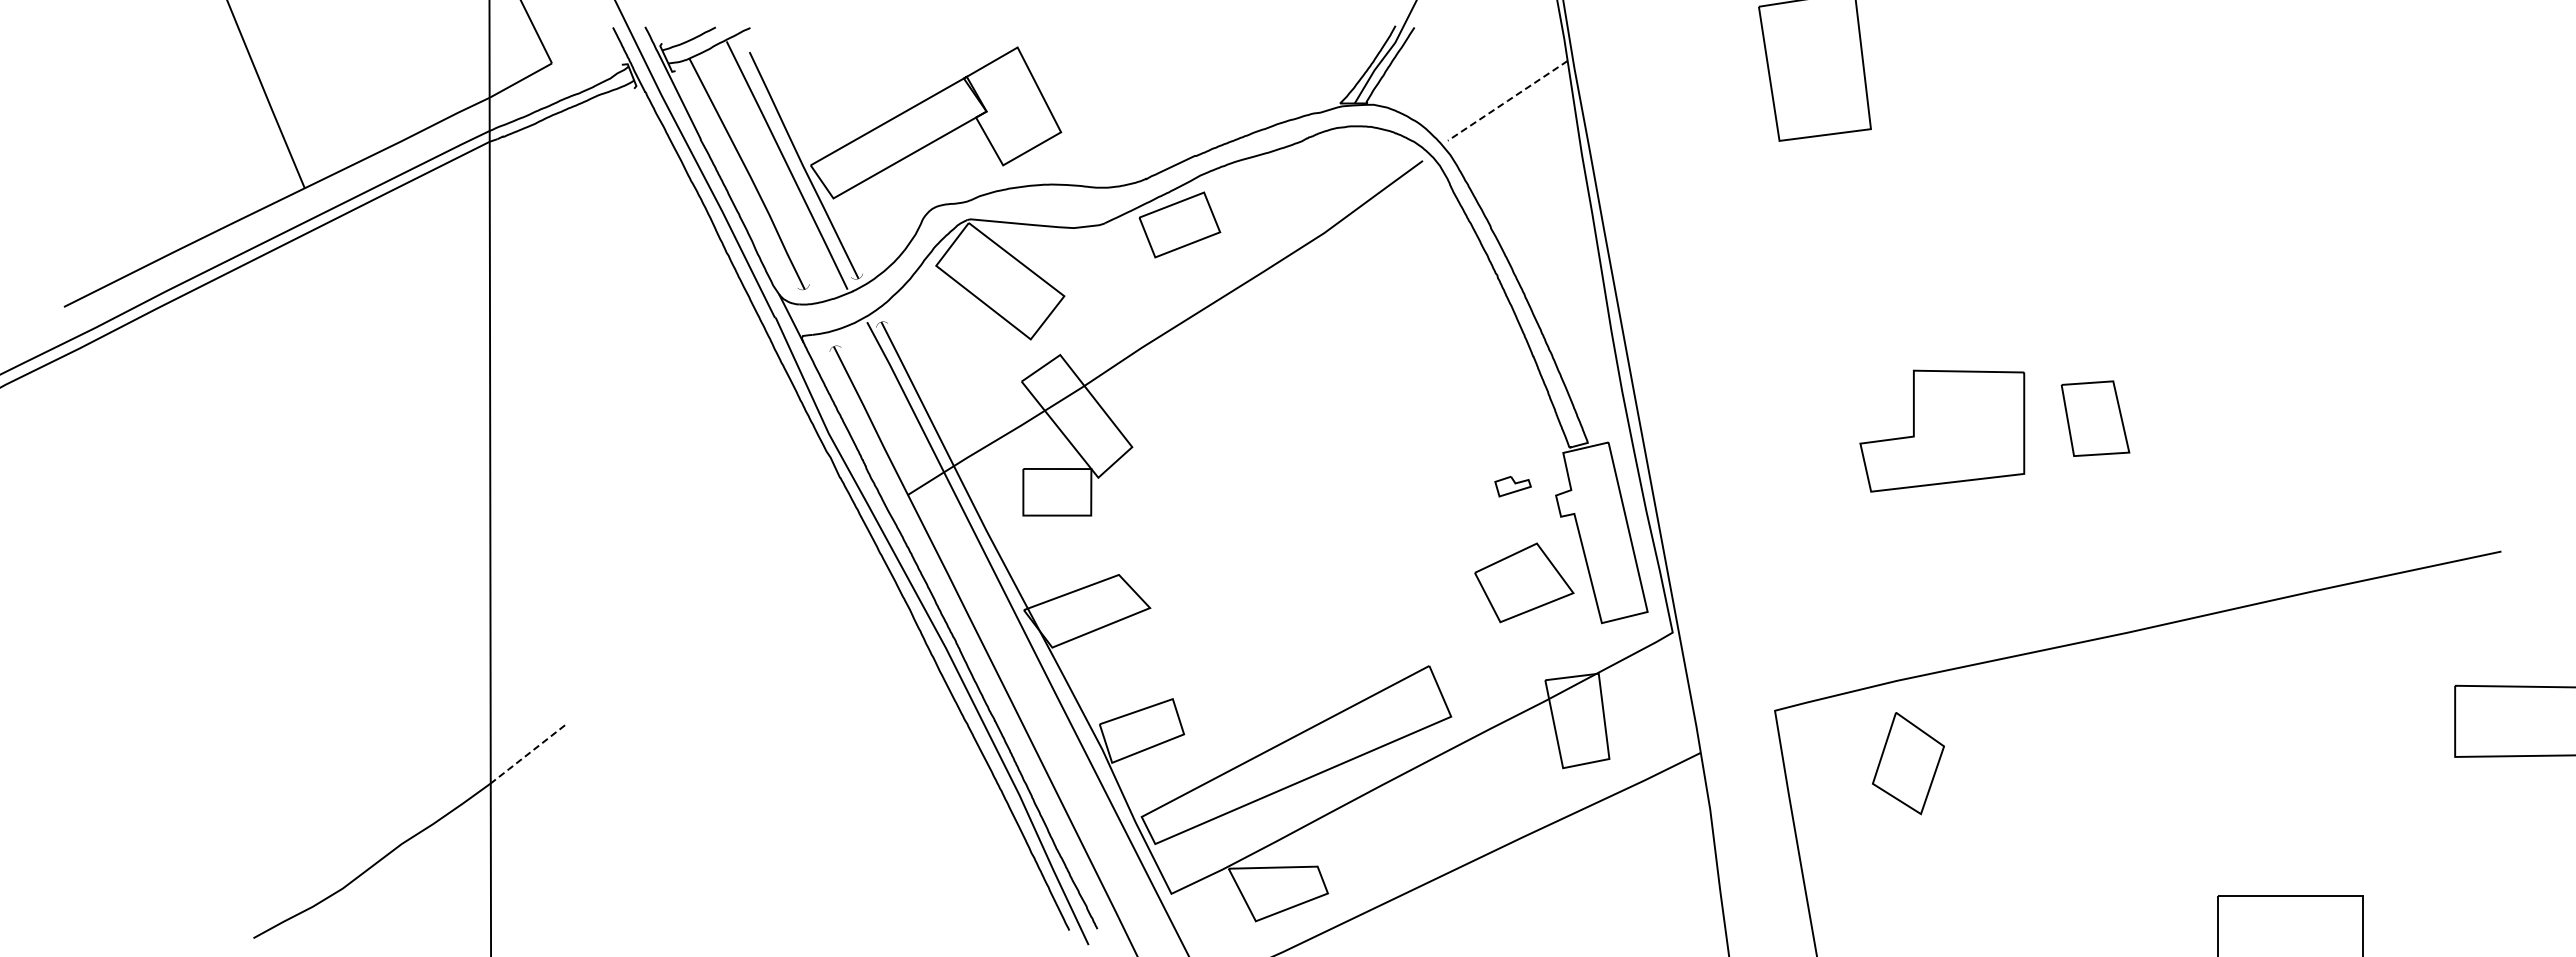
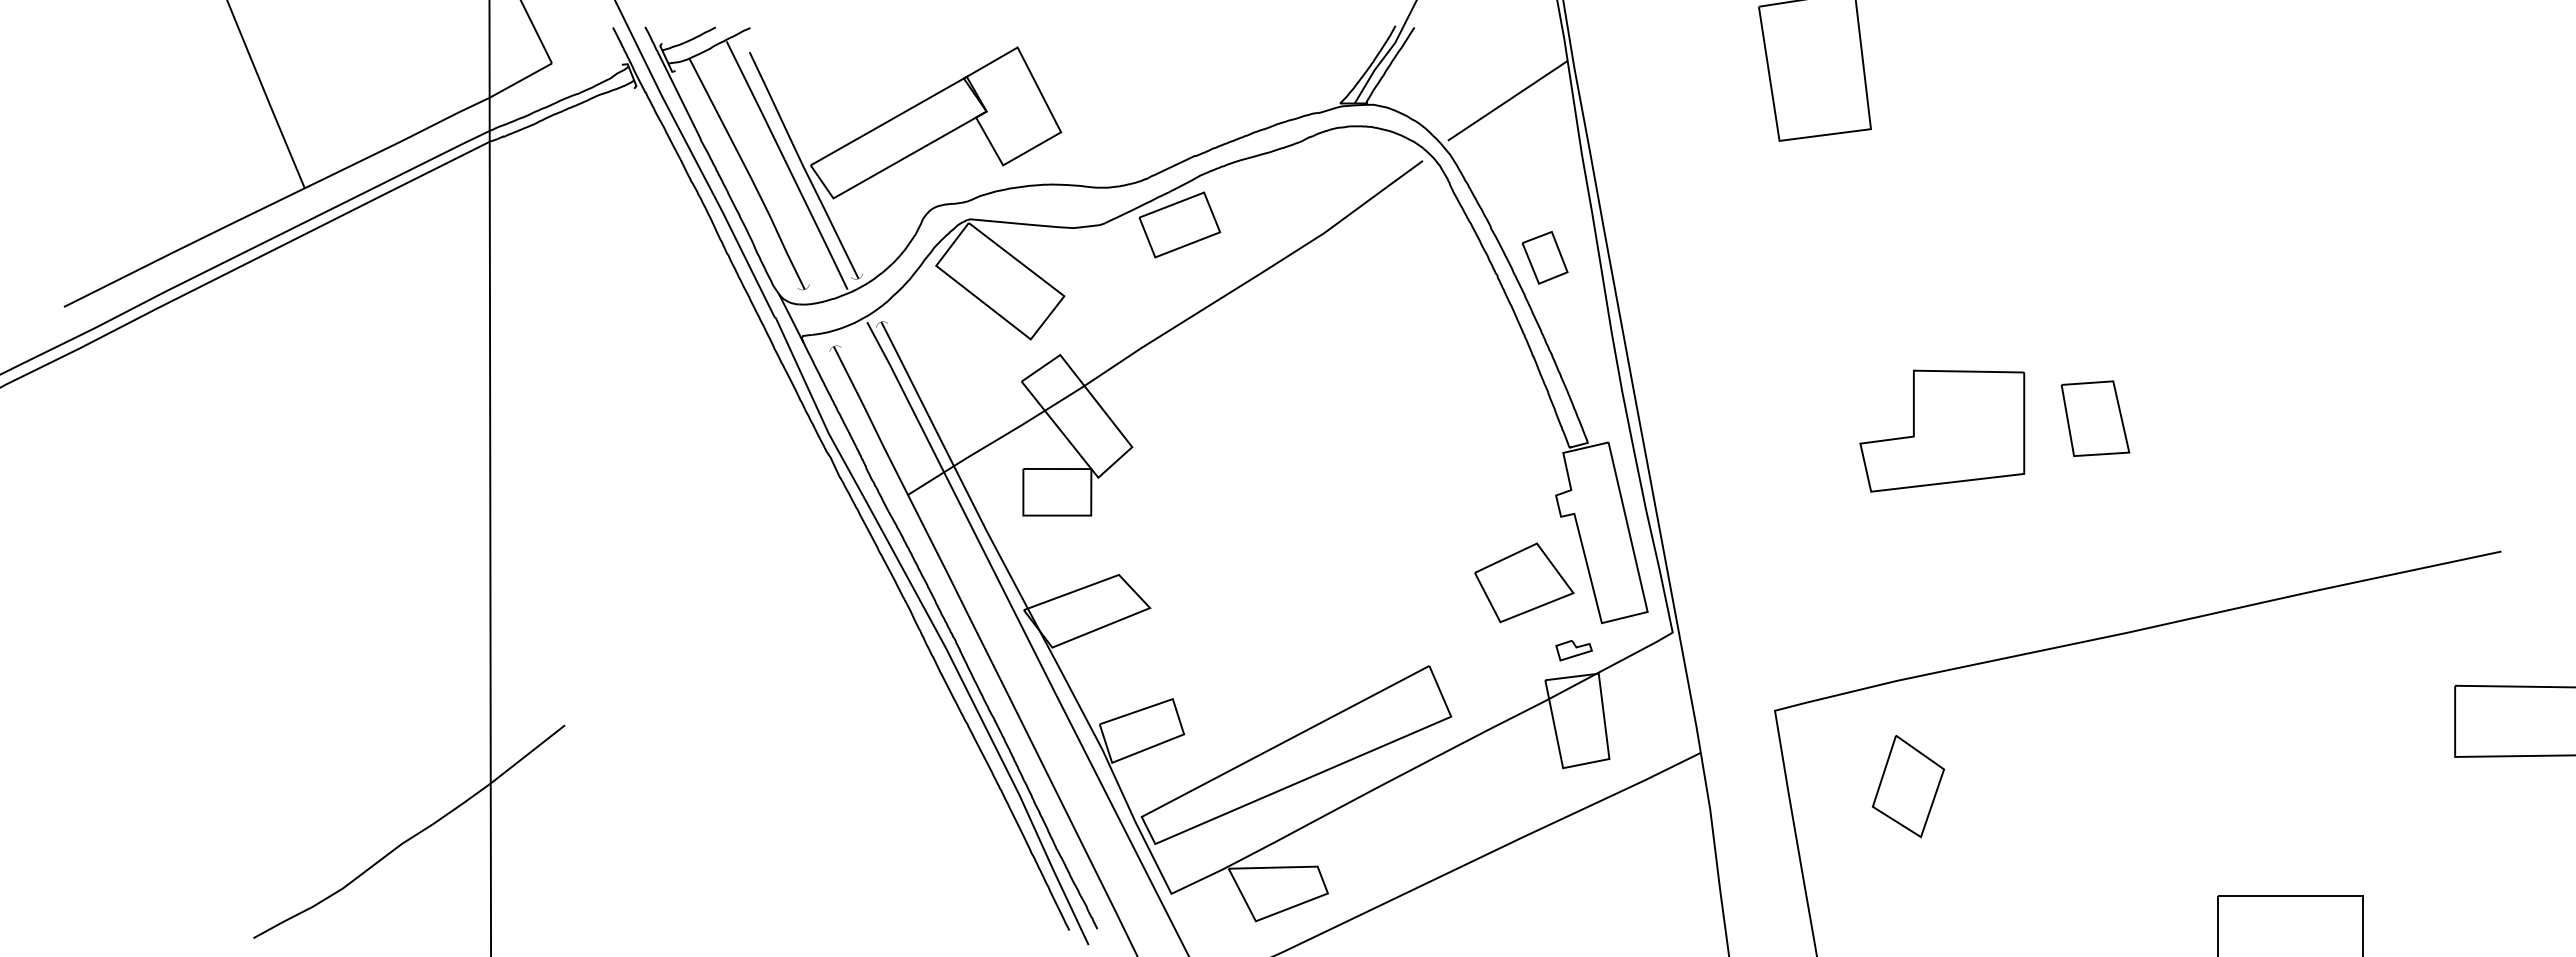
line: dashed -> solid (1507, 101)
part: none -> present (1544, 257)
part position: (1512, 486) -> (1573, 650) (1573, 650)
line: dashed -> solid (526, 755)
part position: (1908, 763) -> (1908, 786) (1908, 786)
